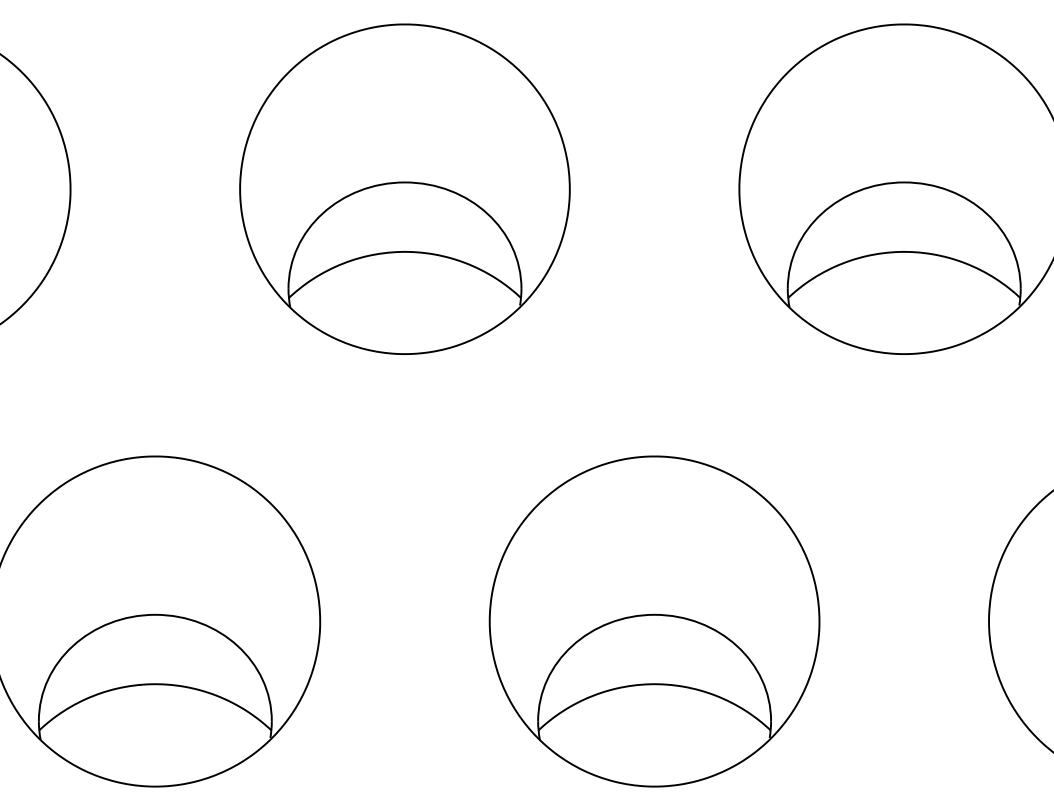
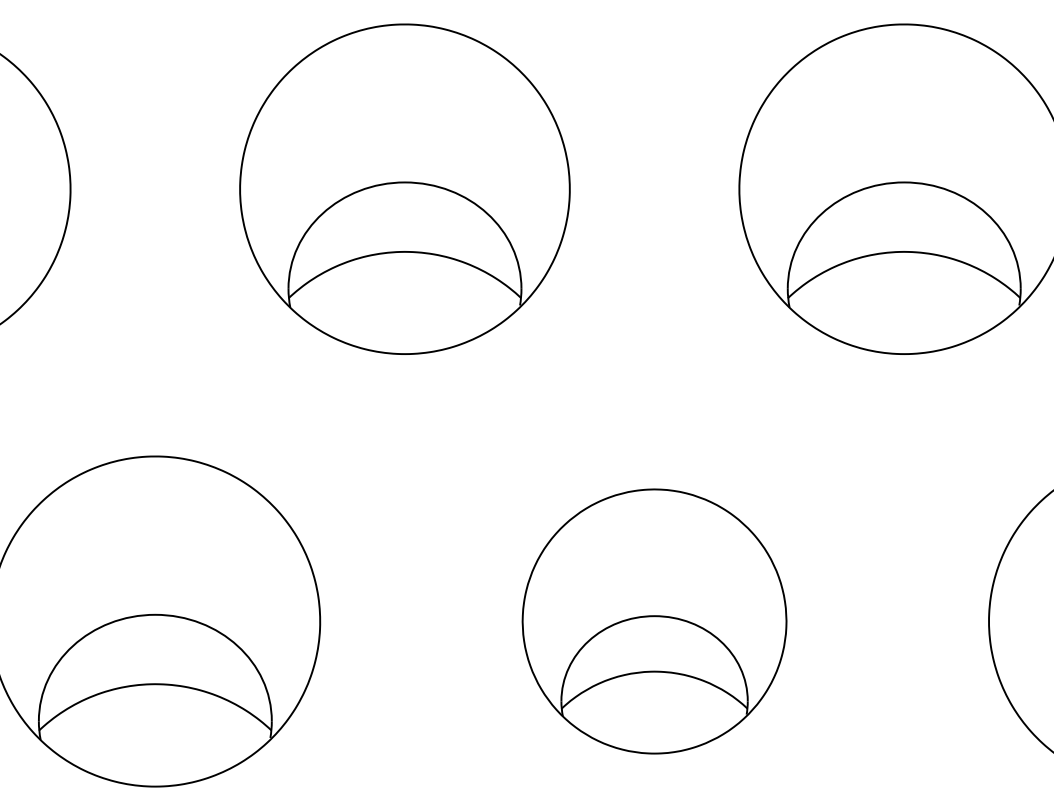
part size: 333x333 px -> 267x267 px (654, 621)
